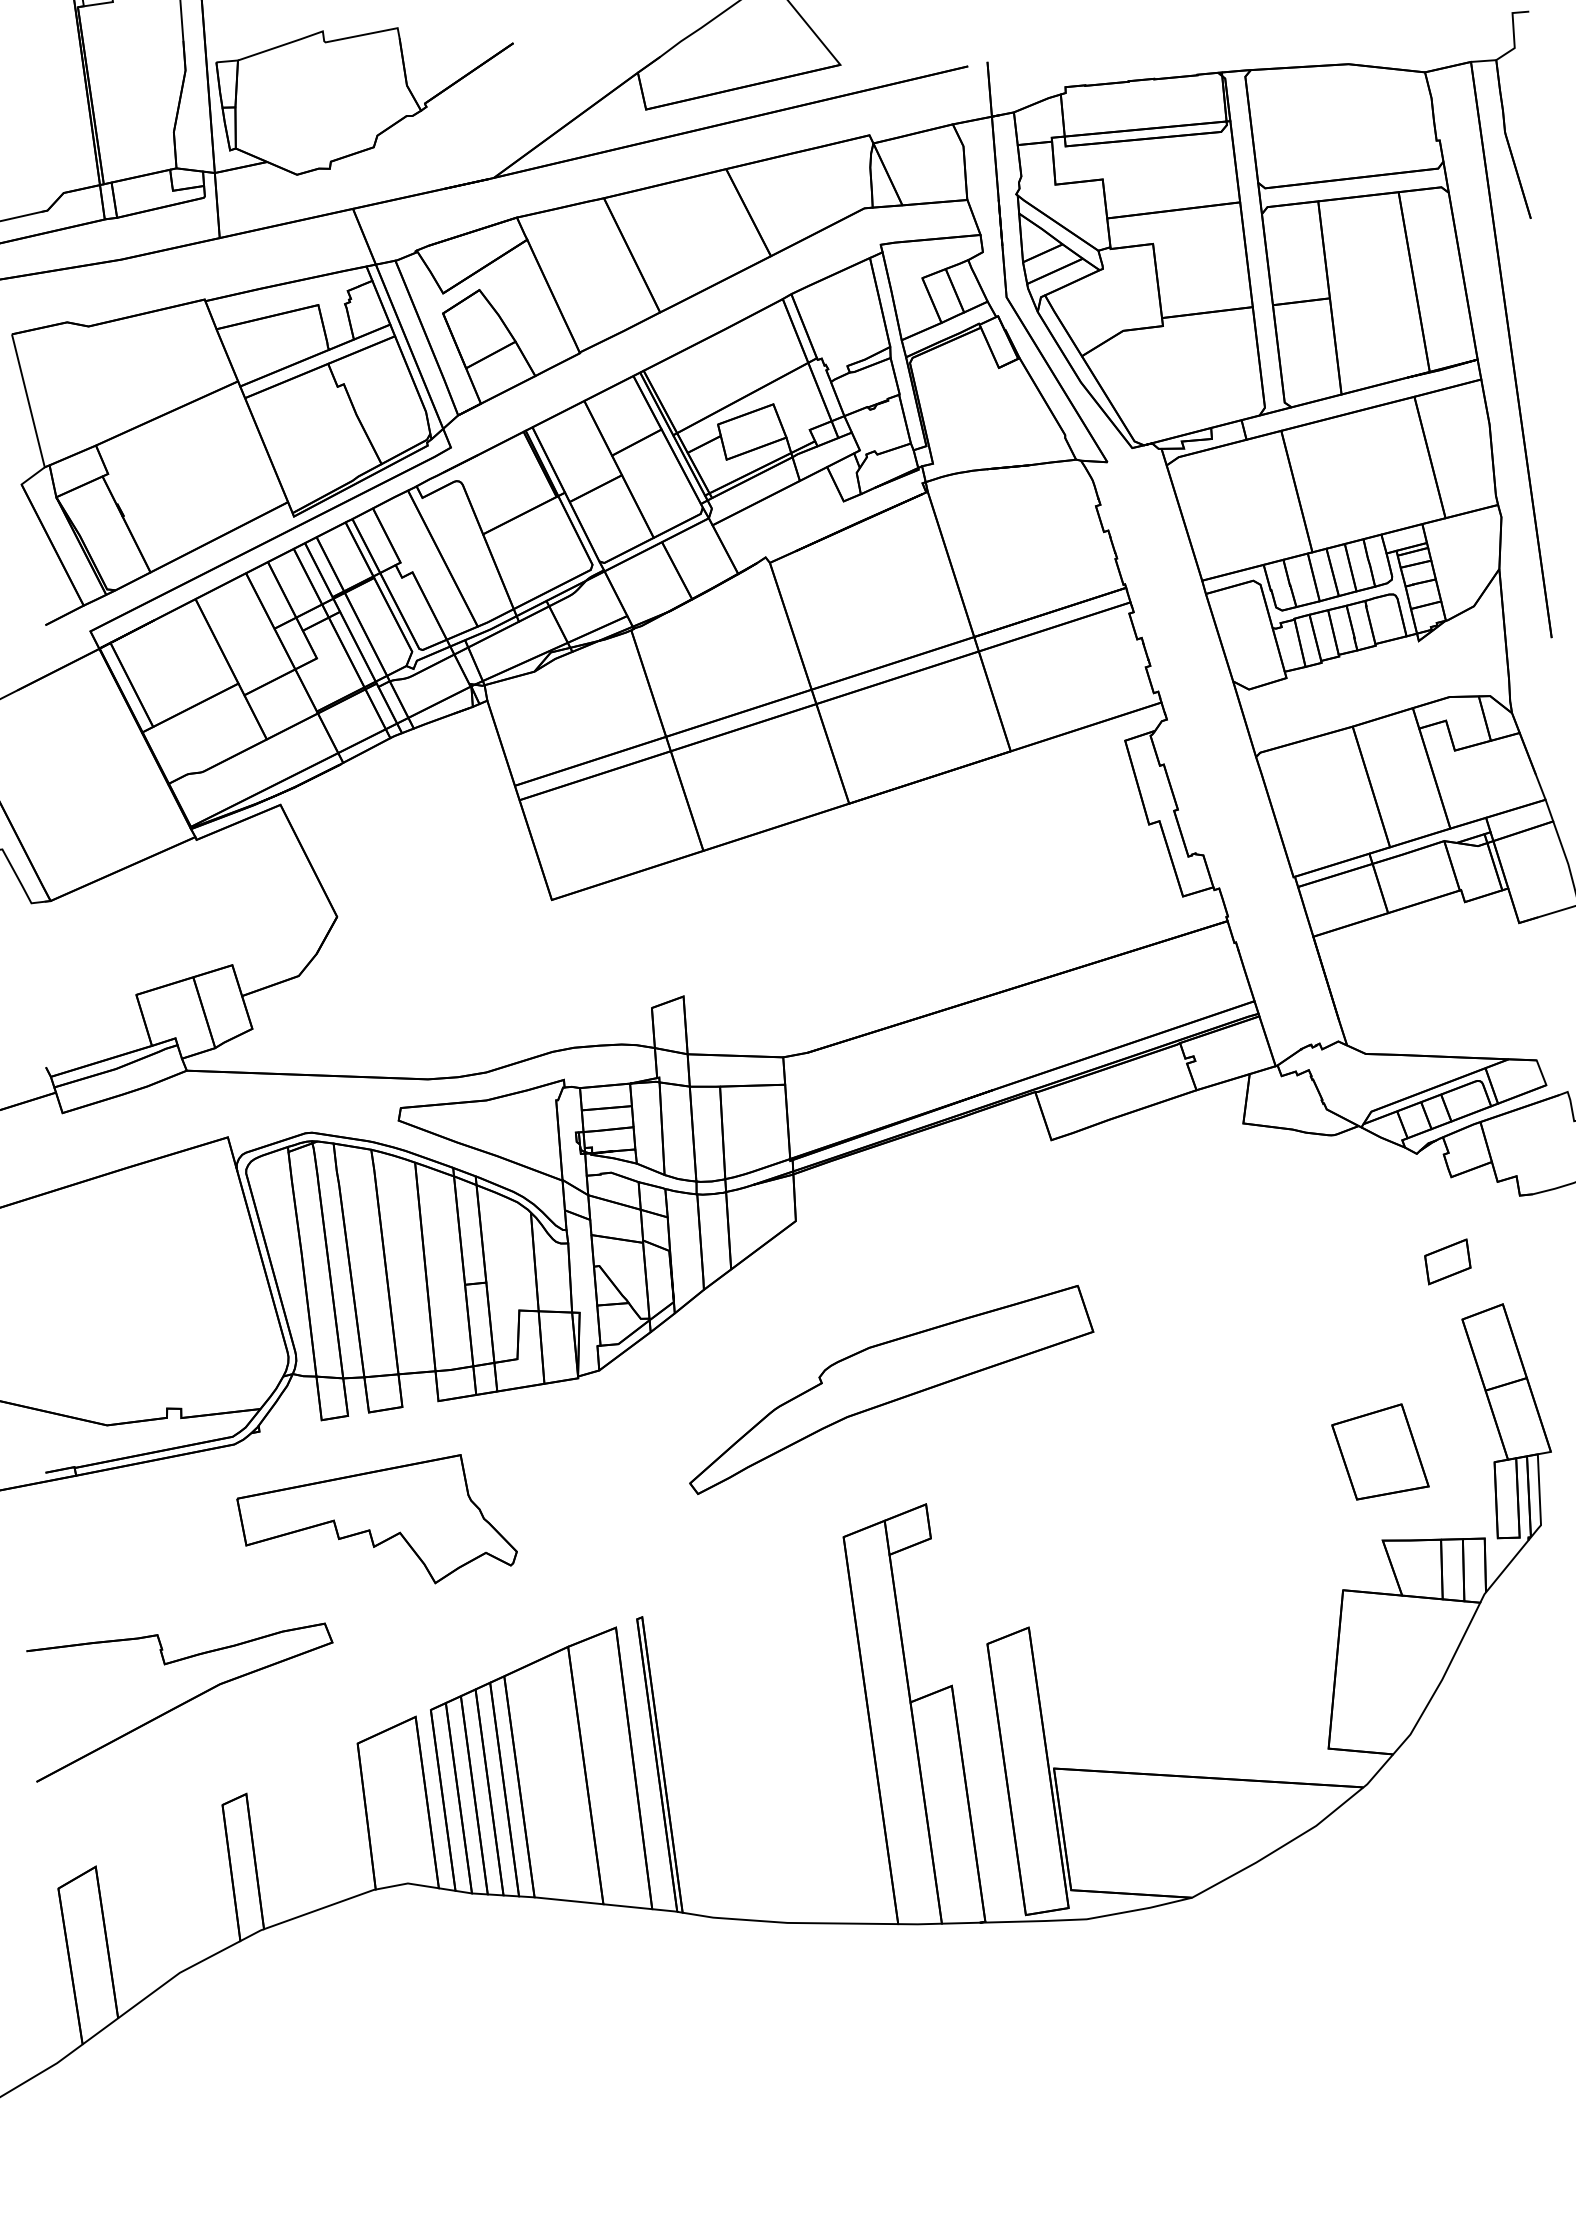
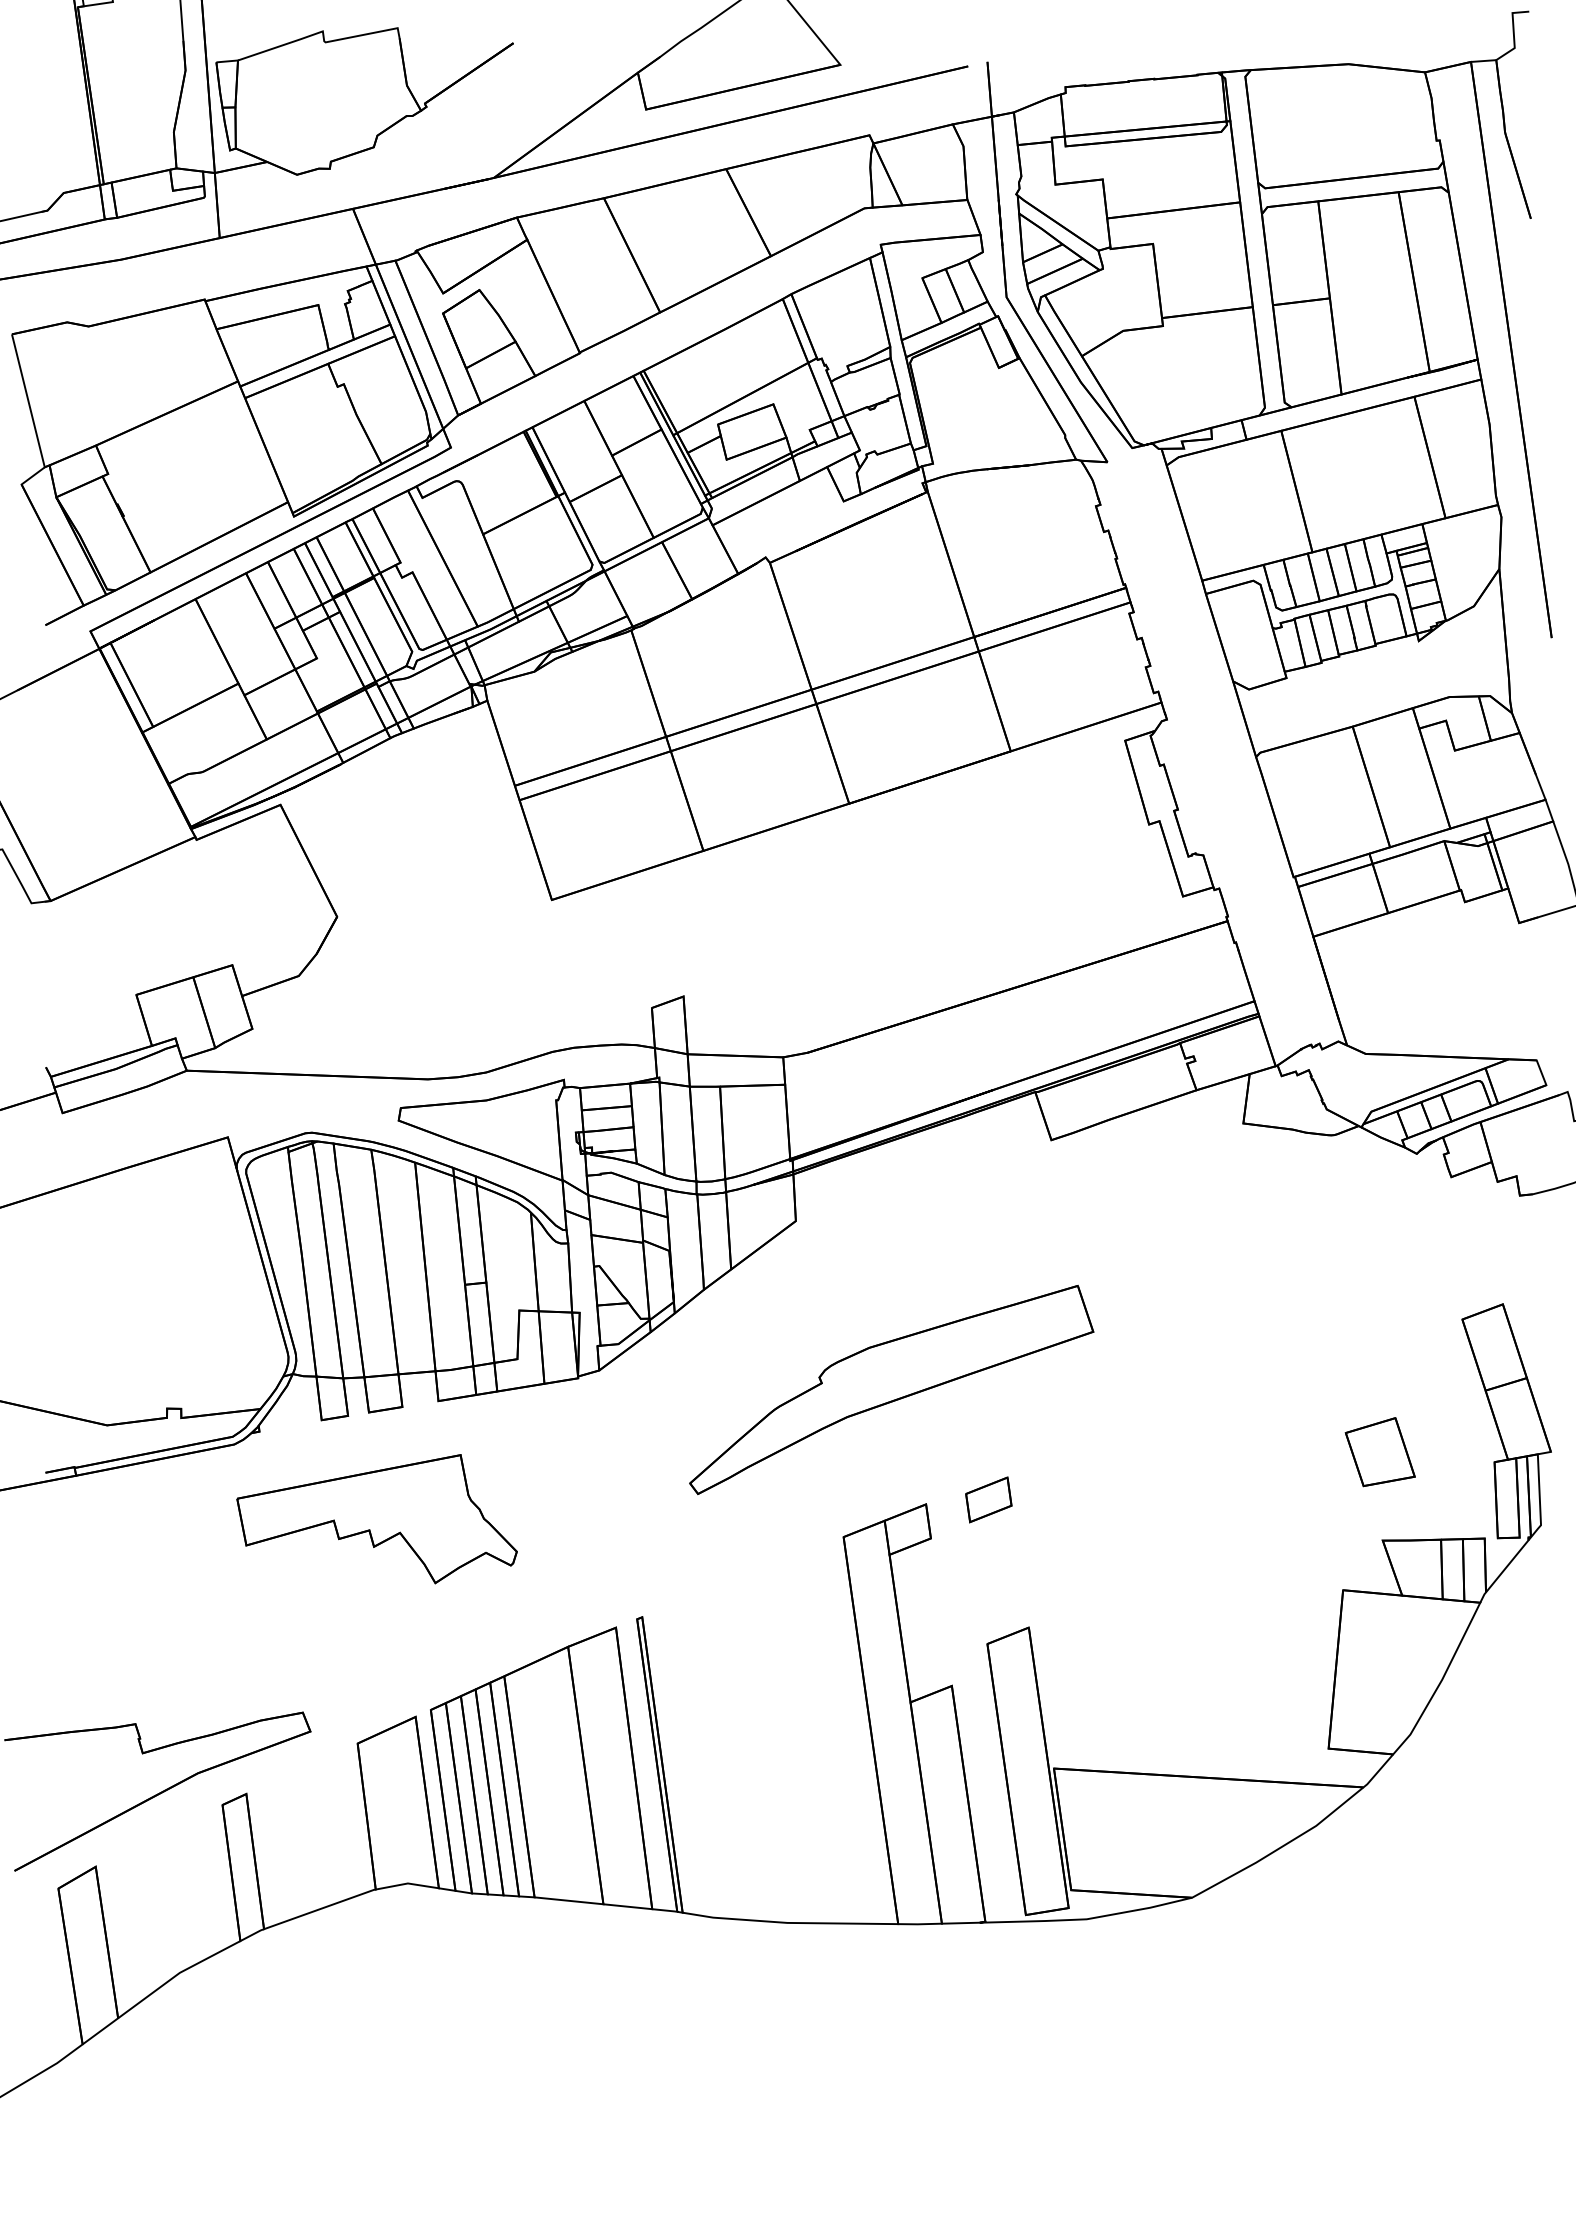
part position: (1447, 1261) -> (988, 1499) (988, 1499)
part size: 99x98 px -> 72x71 px (1379, 1452)
part position: (179, 1702) -> (157, 1791) (157, 1791)
